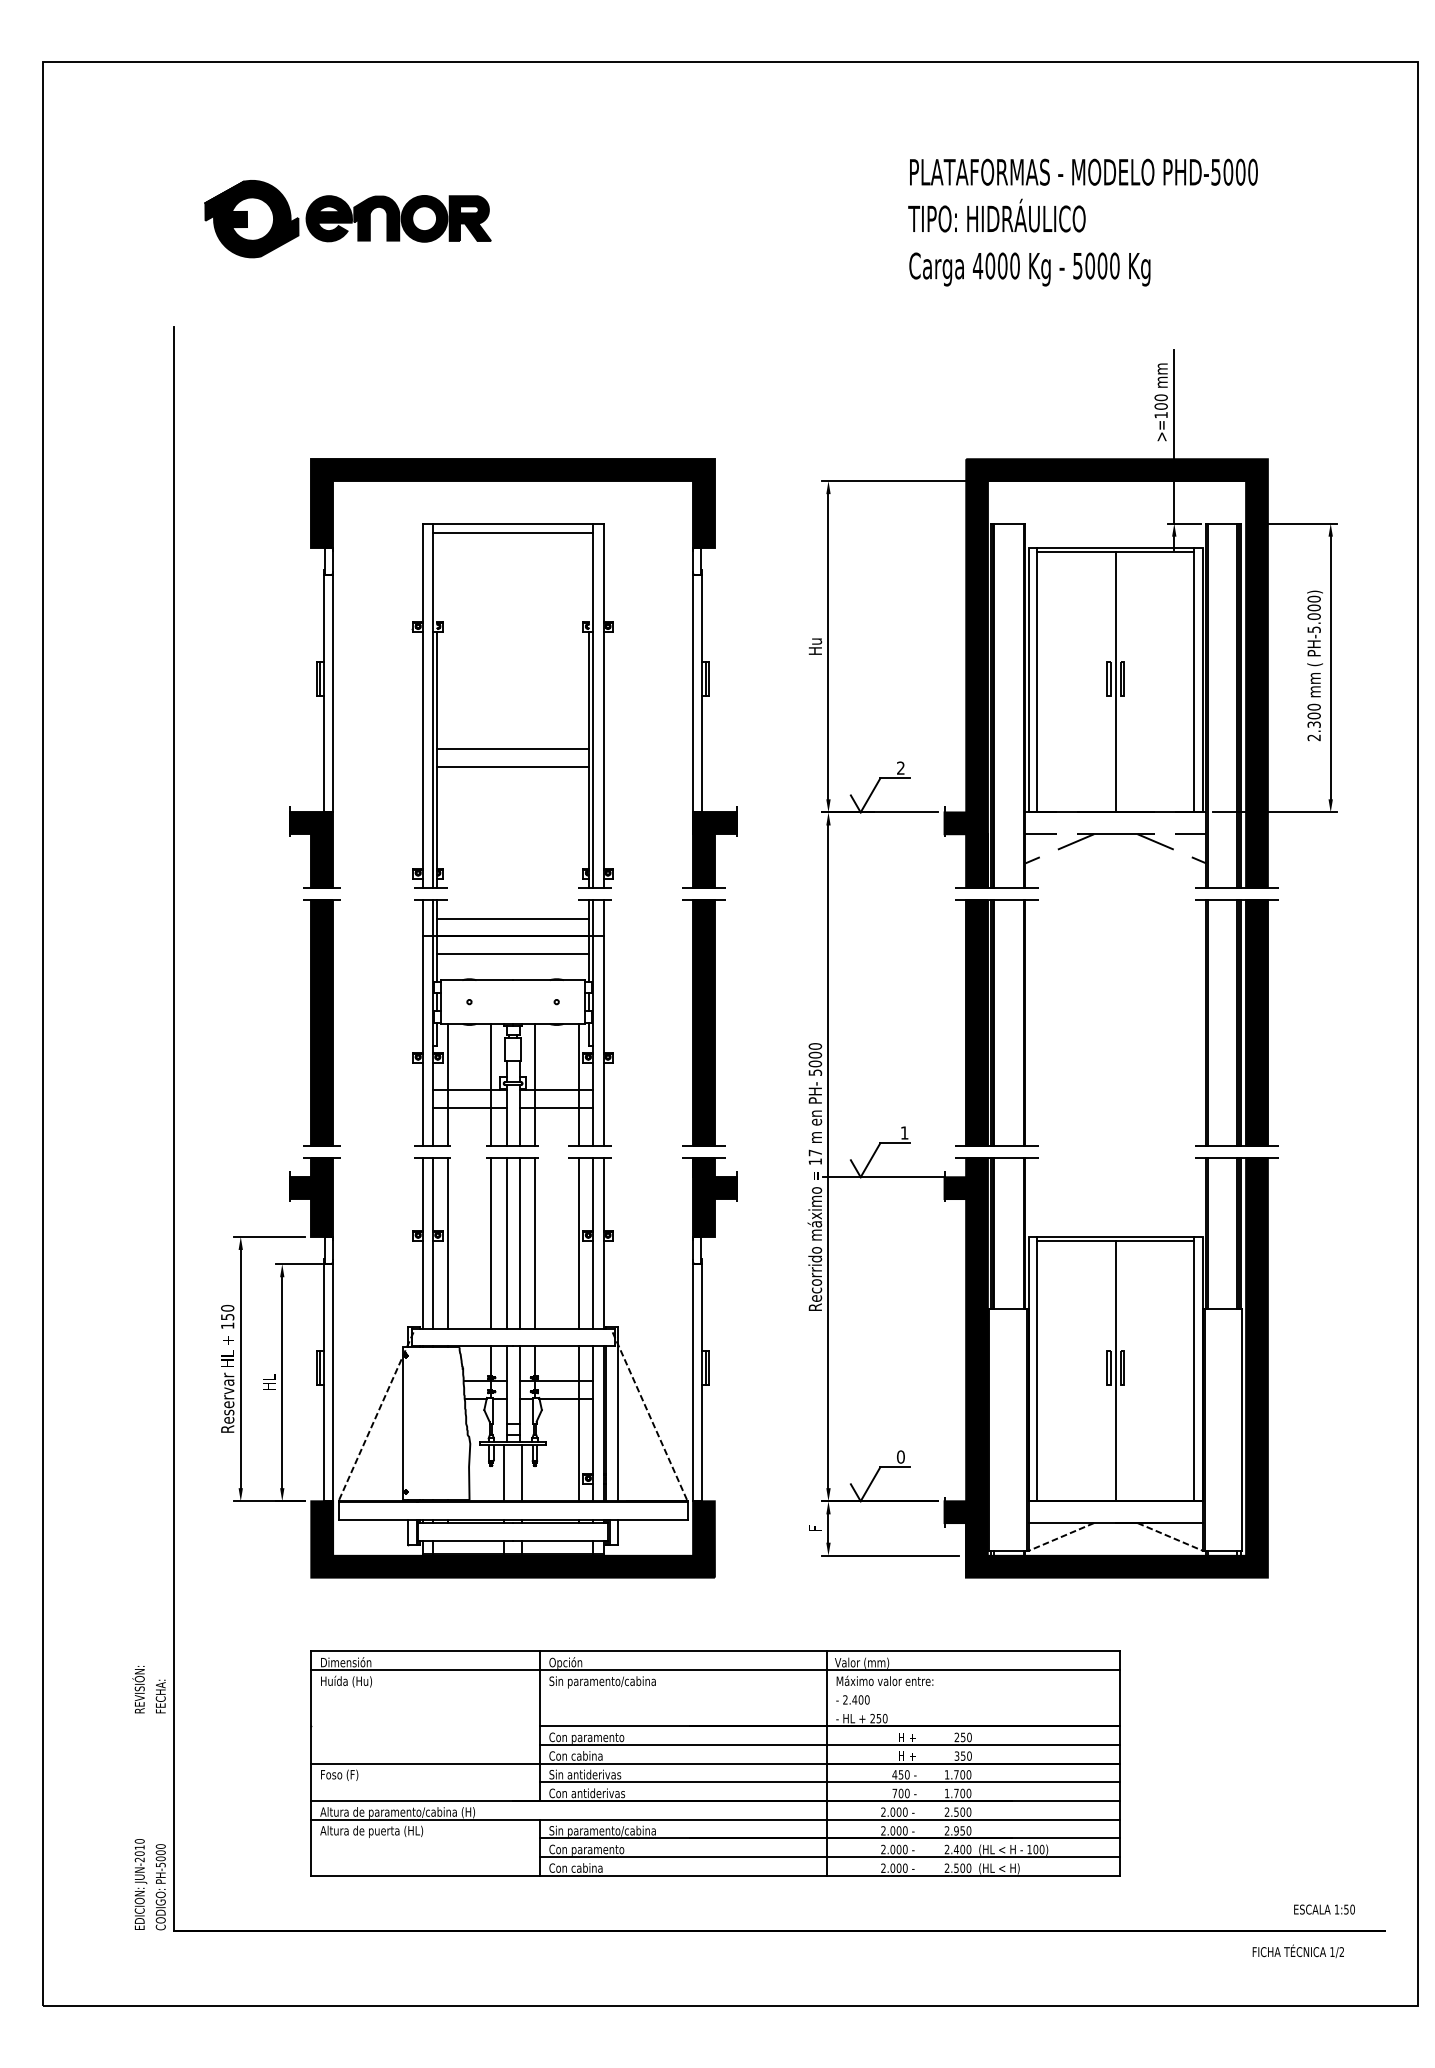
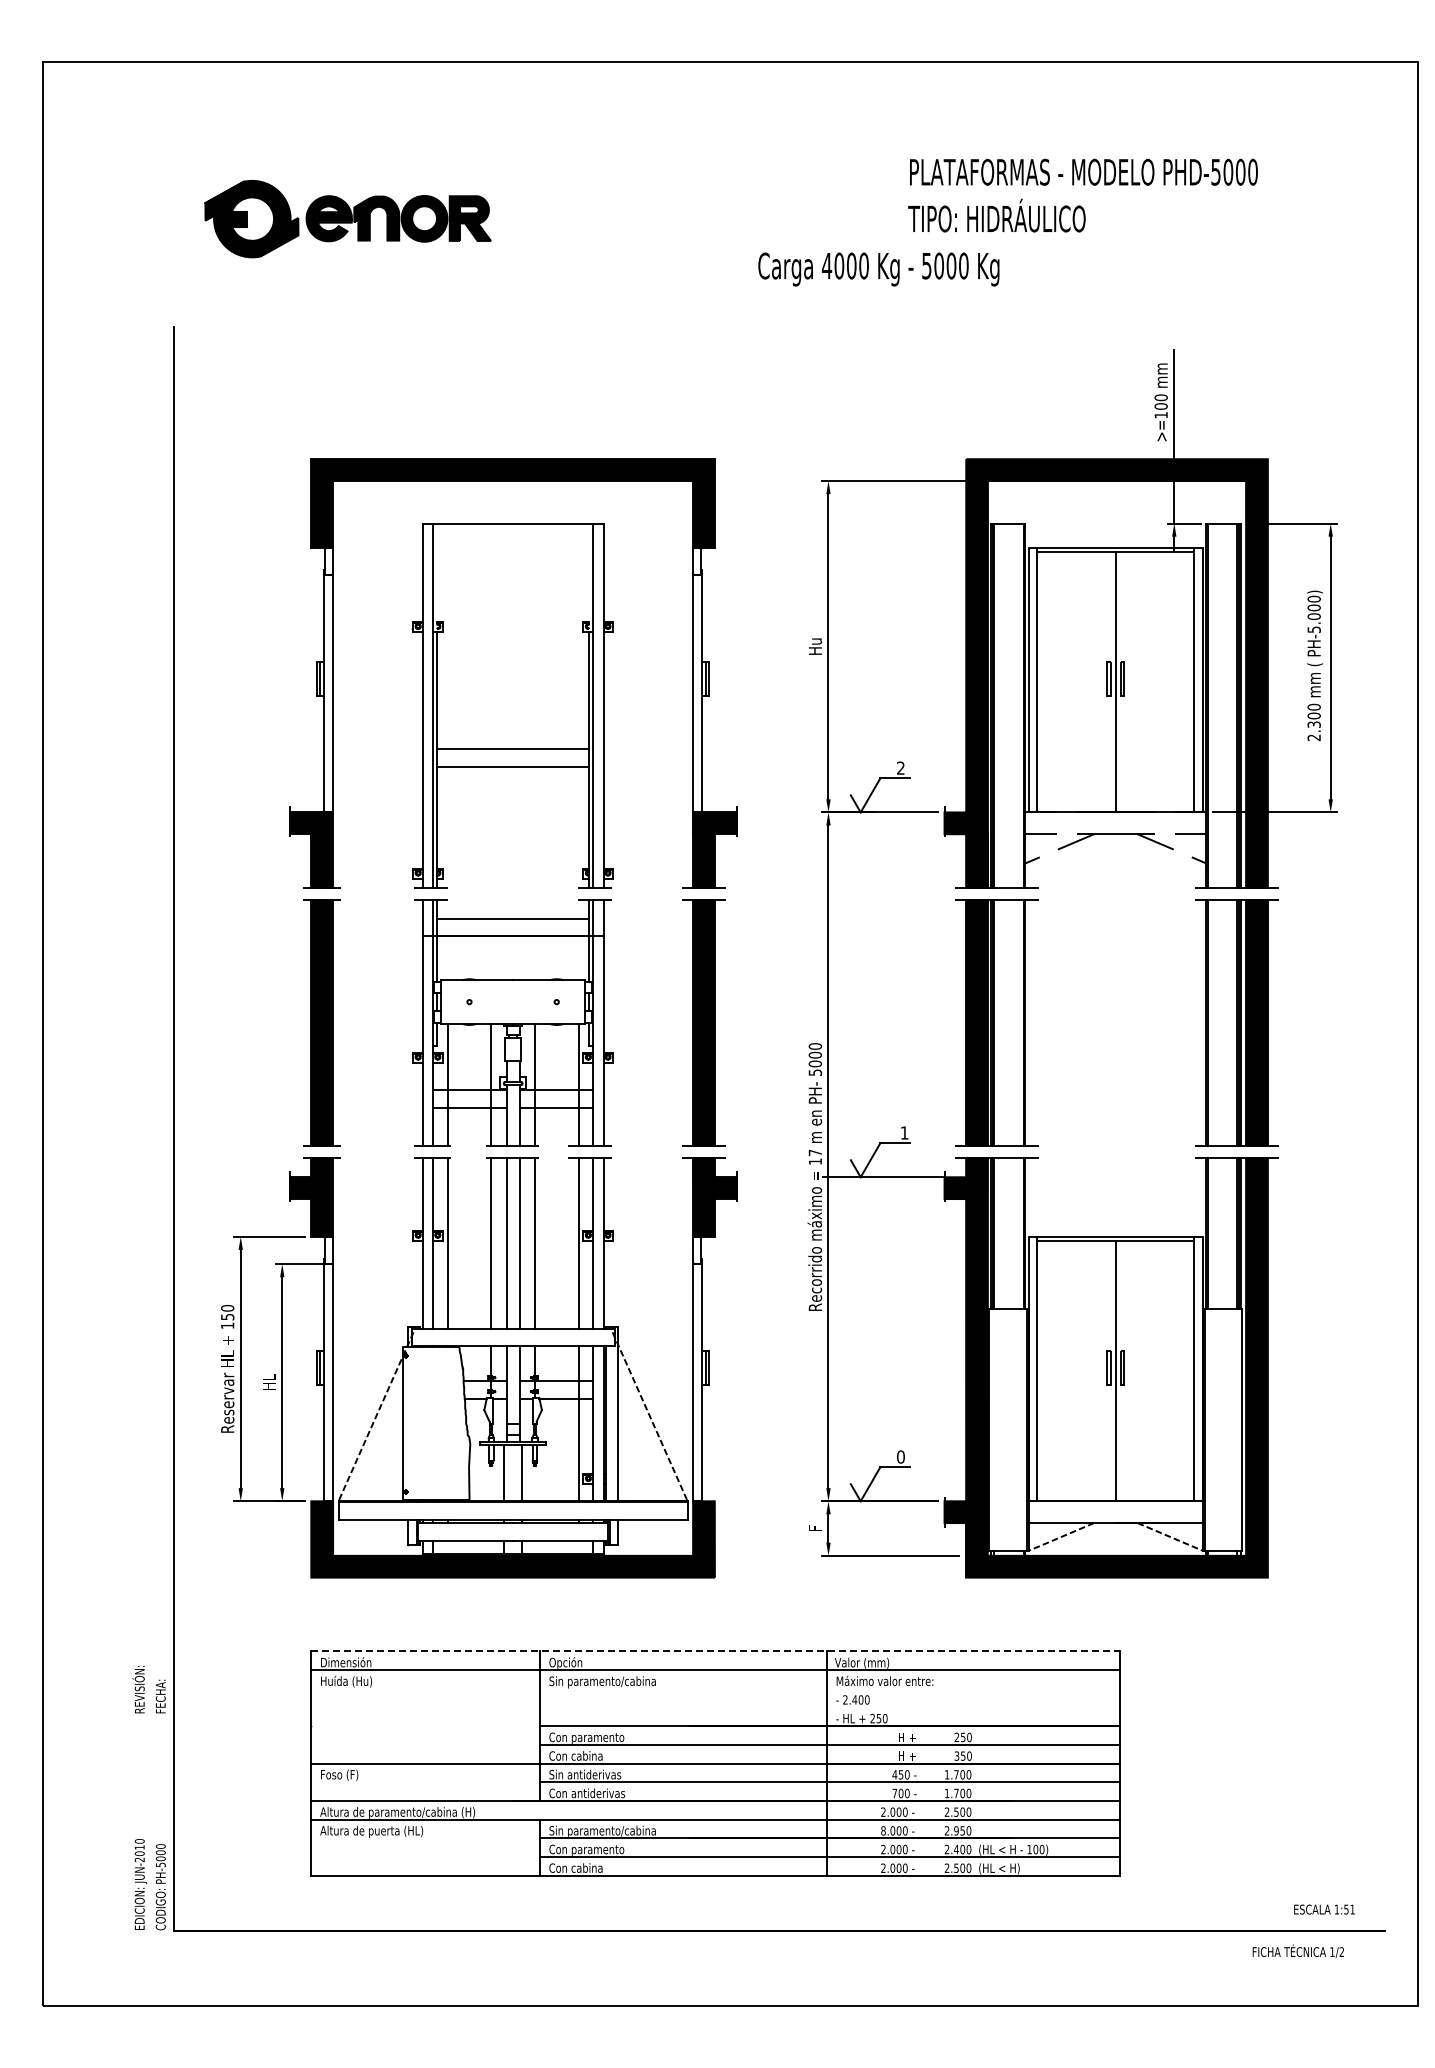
text position: (1029, 269) -> (878, 269) (878, 269)
line: present -> none (512, 533)
line: present -> none (512, 953)
line: solid -> dashed (716, 1651)
text: 2.000 -> 8.000 (883, 1830)
text: 1:50 -> 1:51 (1352, 1909)
